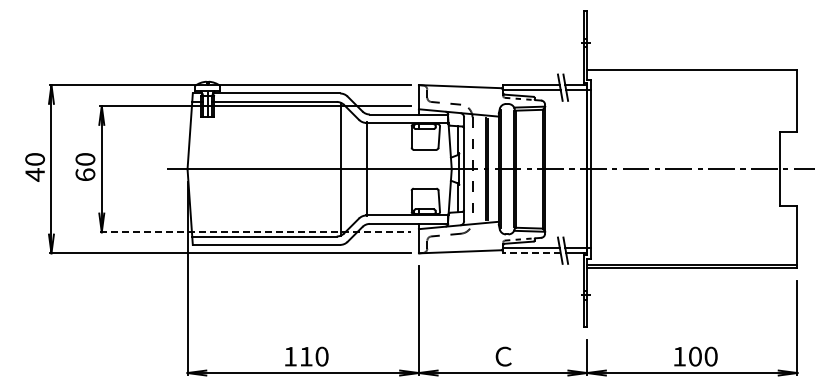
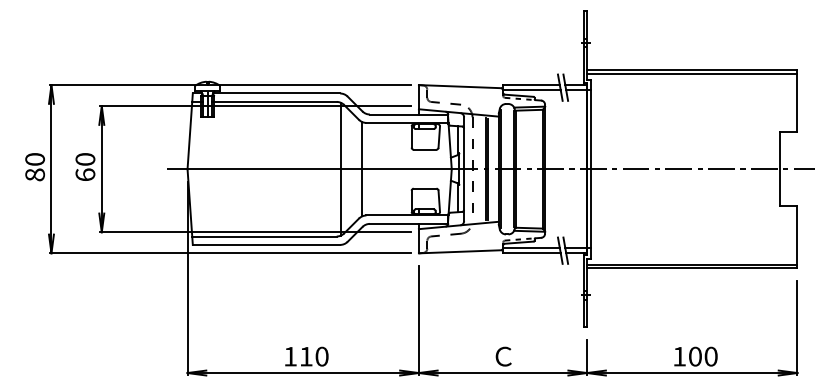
line: none -> present (692, 73)
line position: (367, 169) -> (362, 169) (362, 169)
text: 40 -> 80 (34, 174)
line: dashed -> solid (255, 232)
line: dashed -> solid (531, 253)
